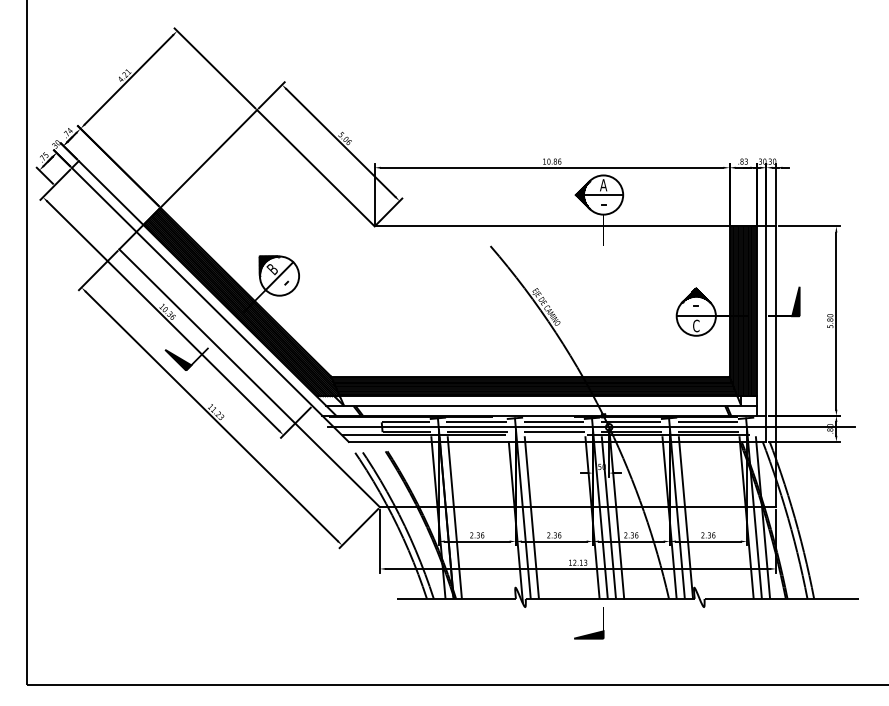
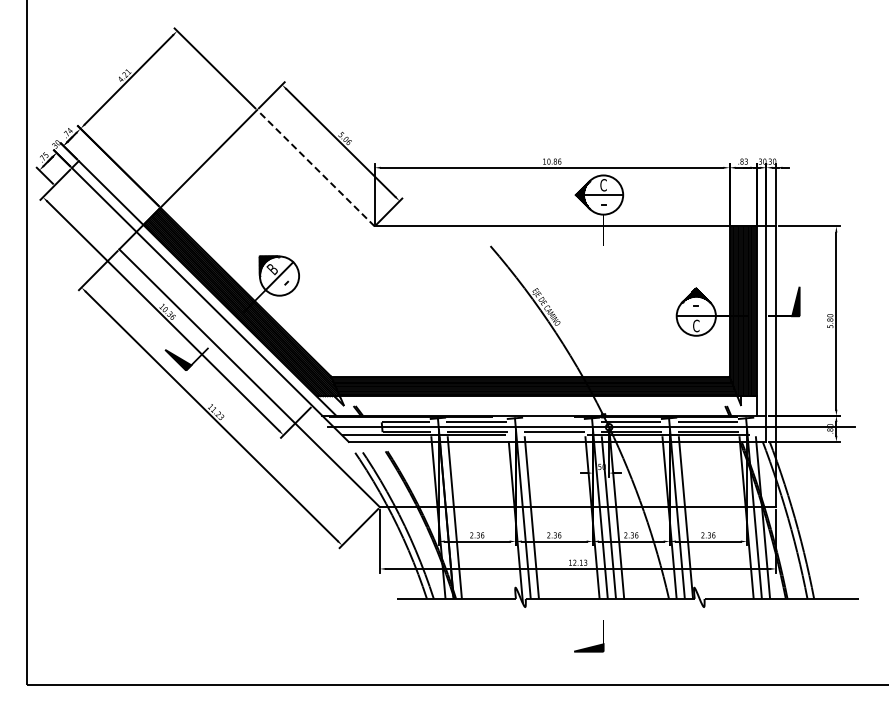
line: solid -> dashed (315, 168)
text: A -> C (603, 185)
line: present -> none (541, 406)
line: present -> none (553, 422)
part position: (593, 632) -> (593, 645) (593, 645)
